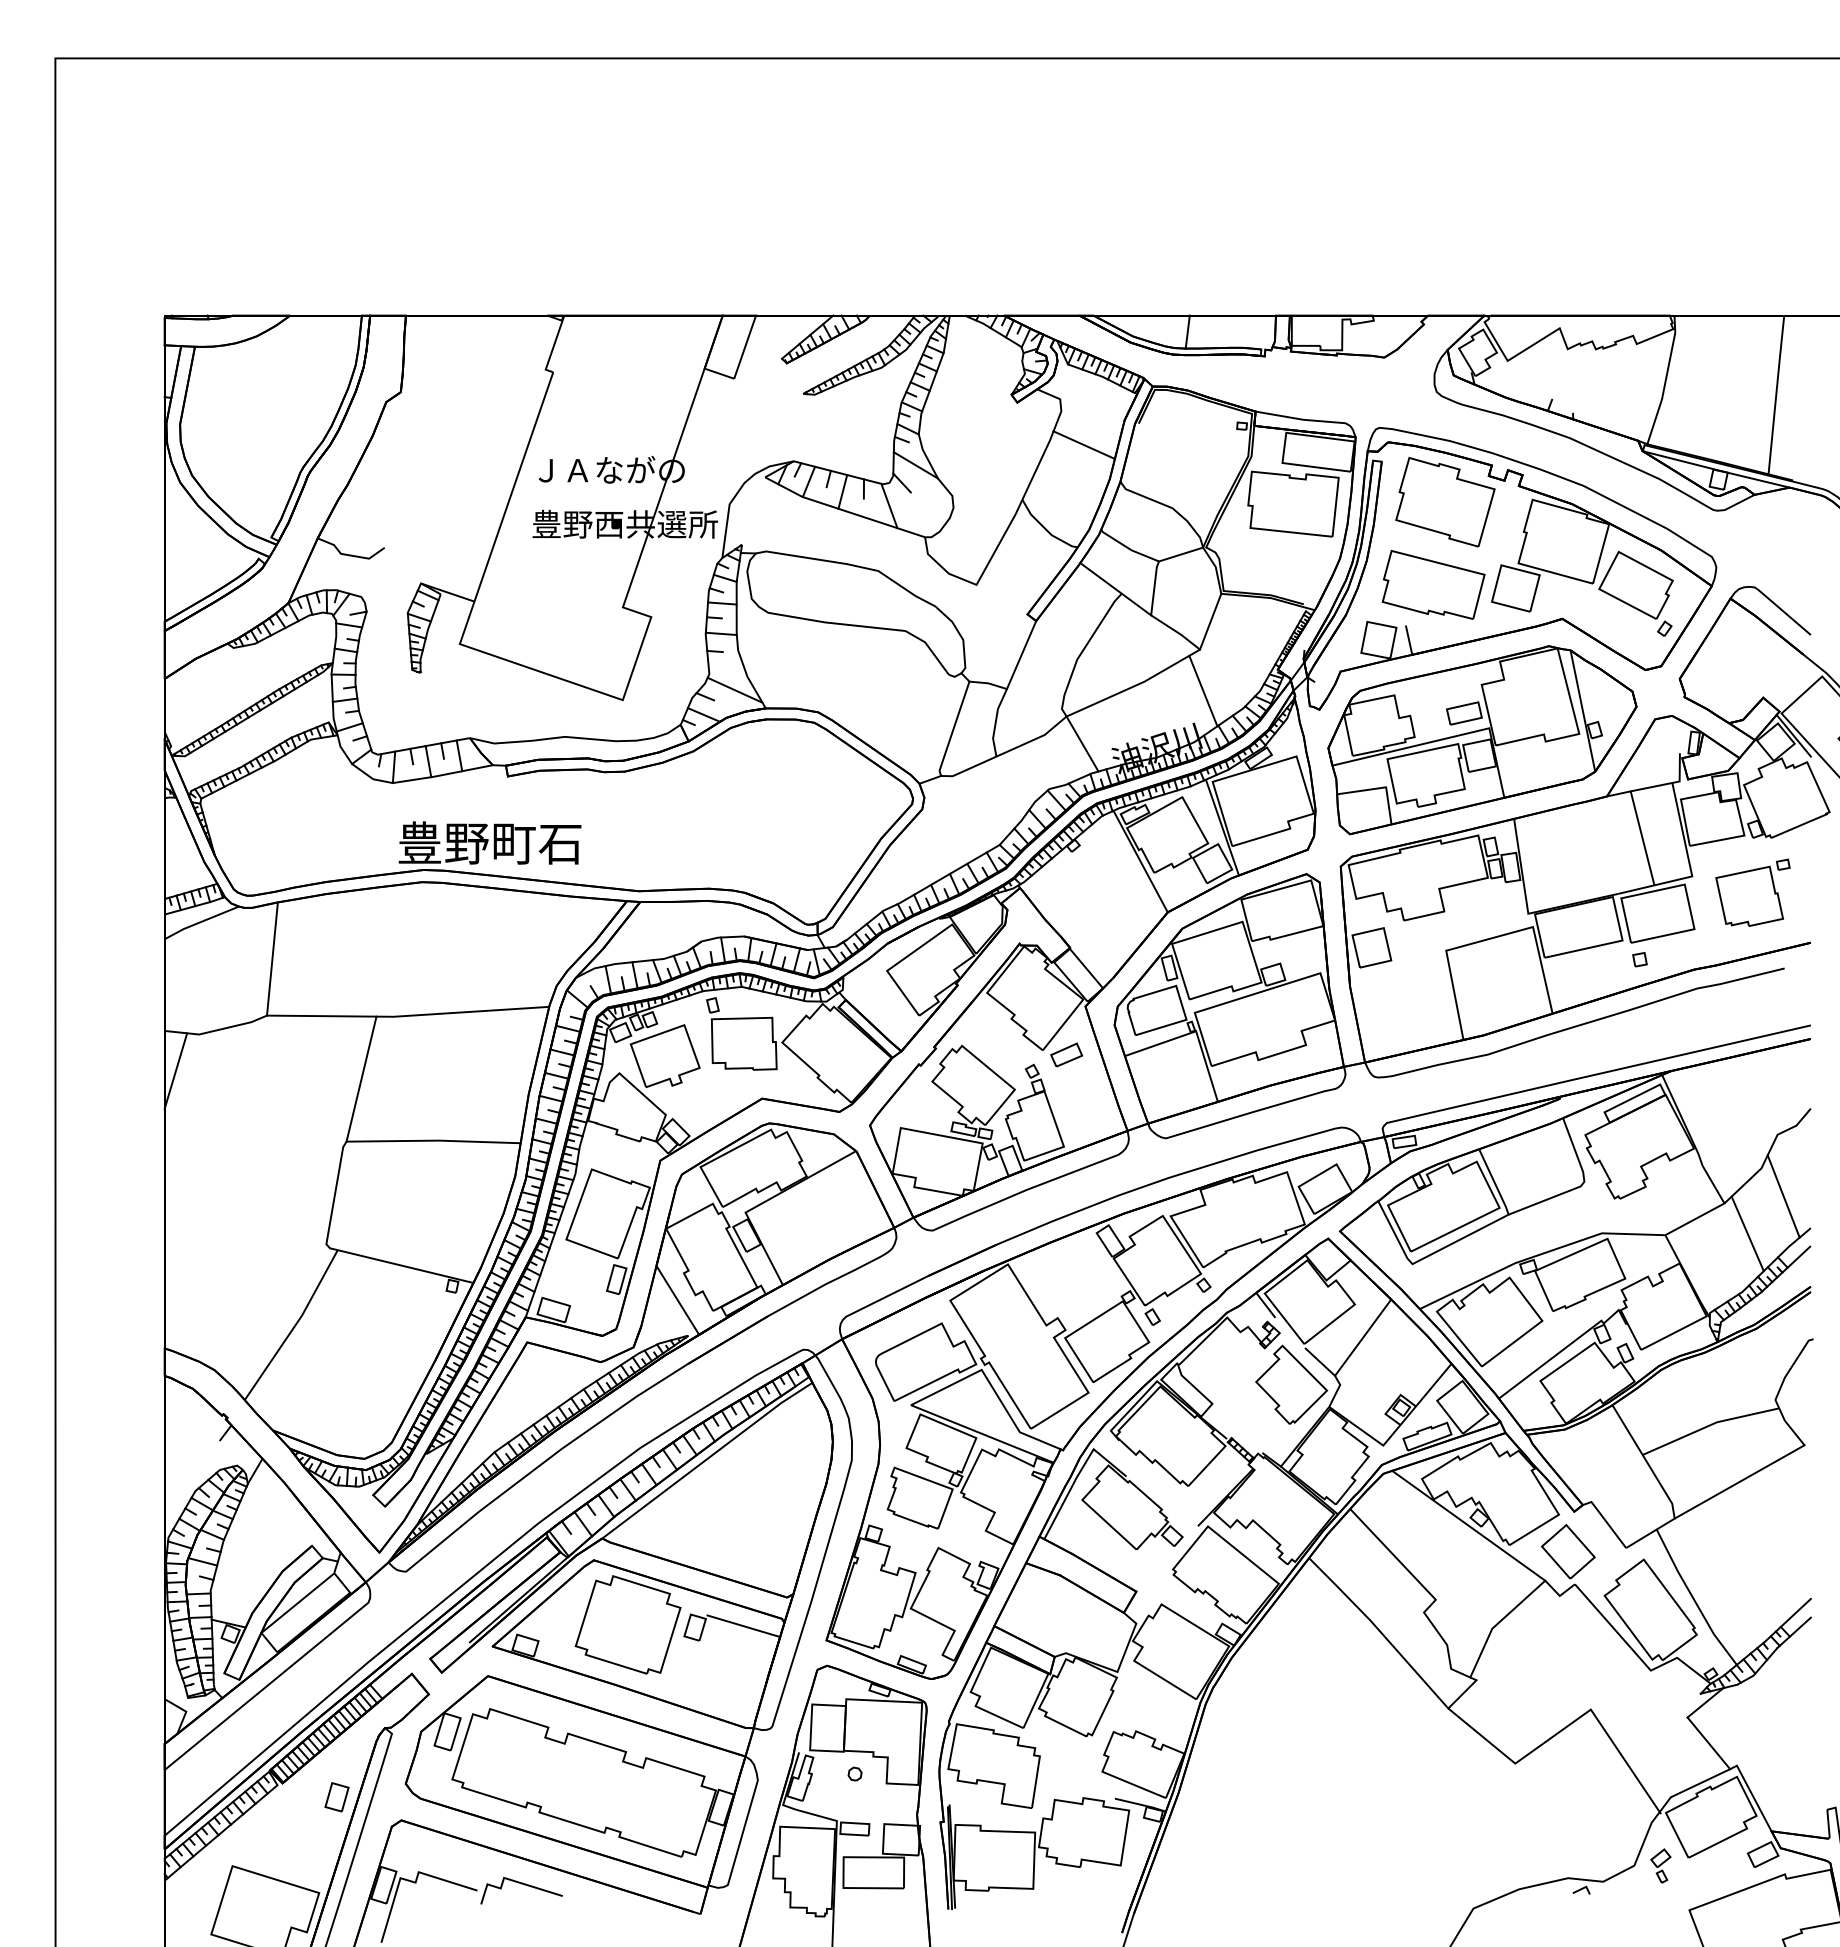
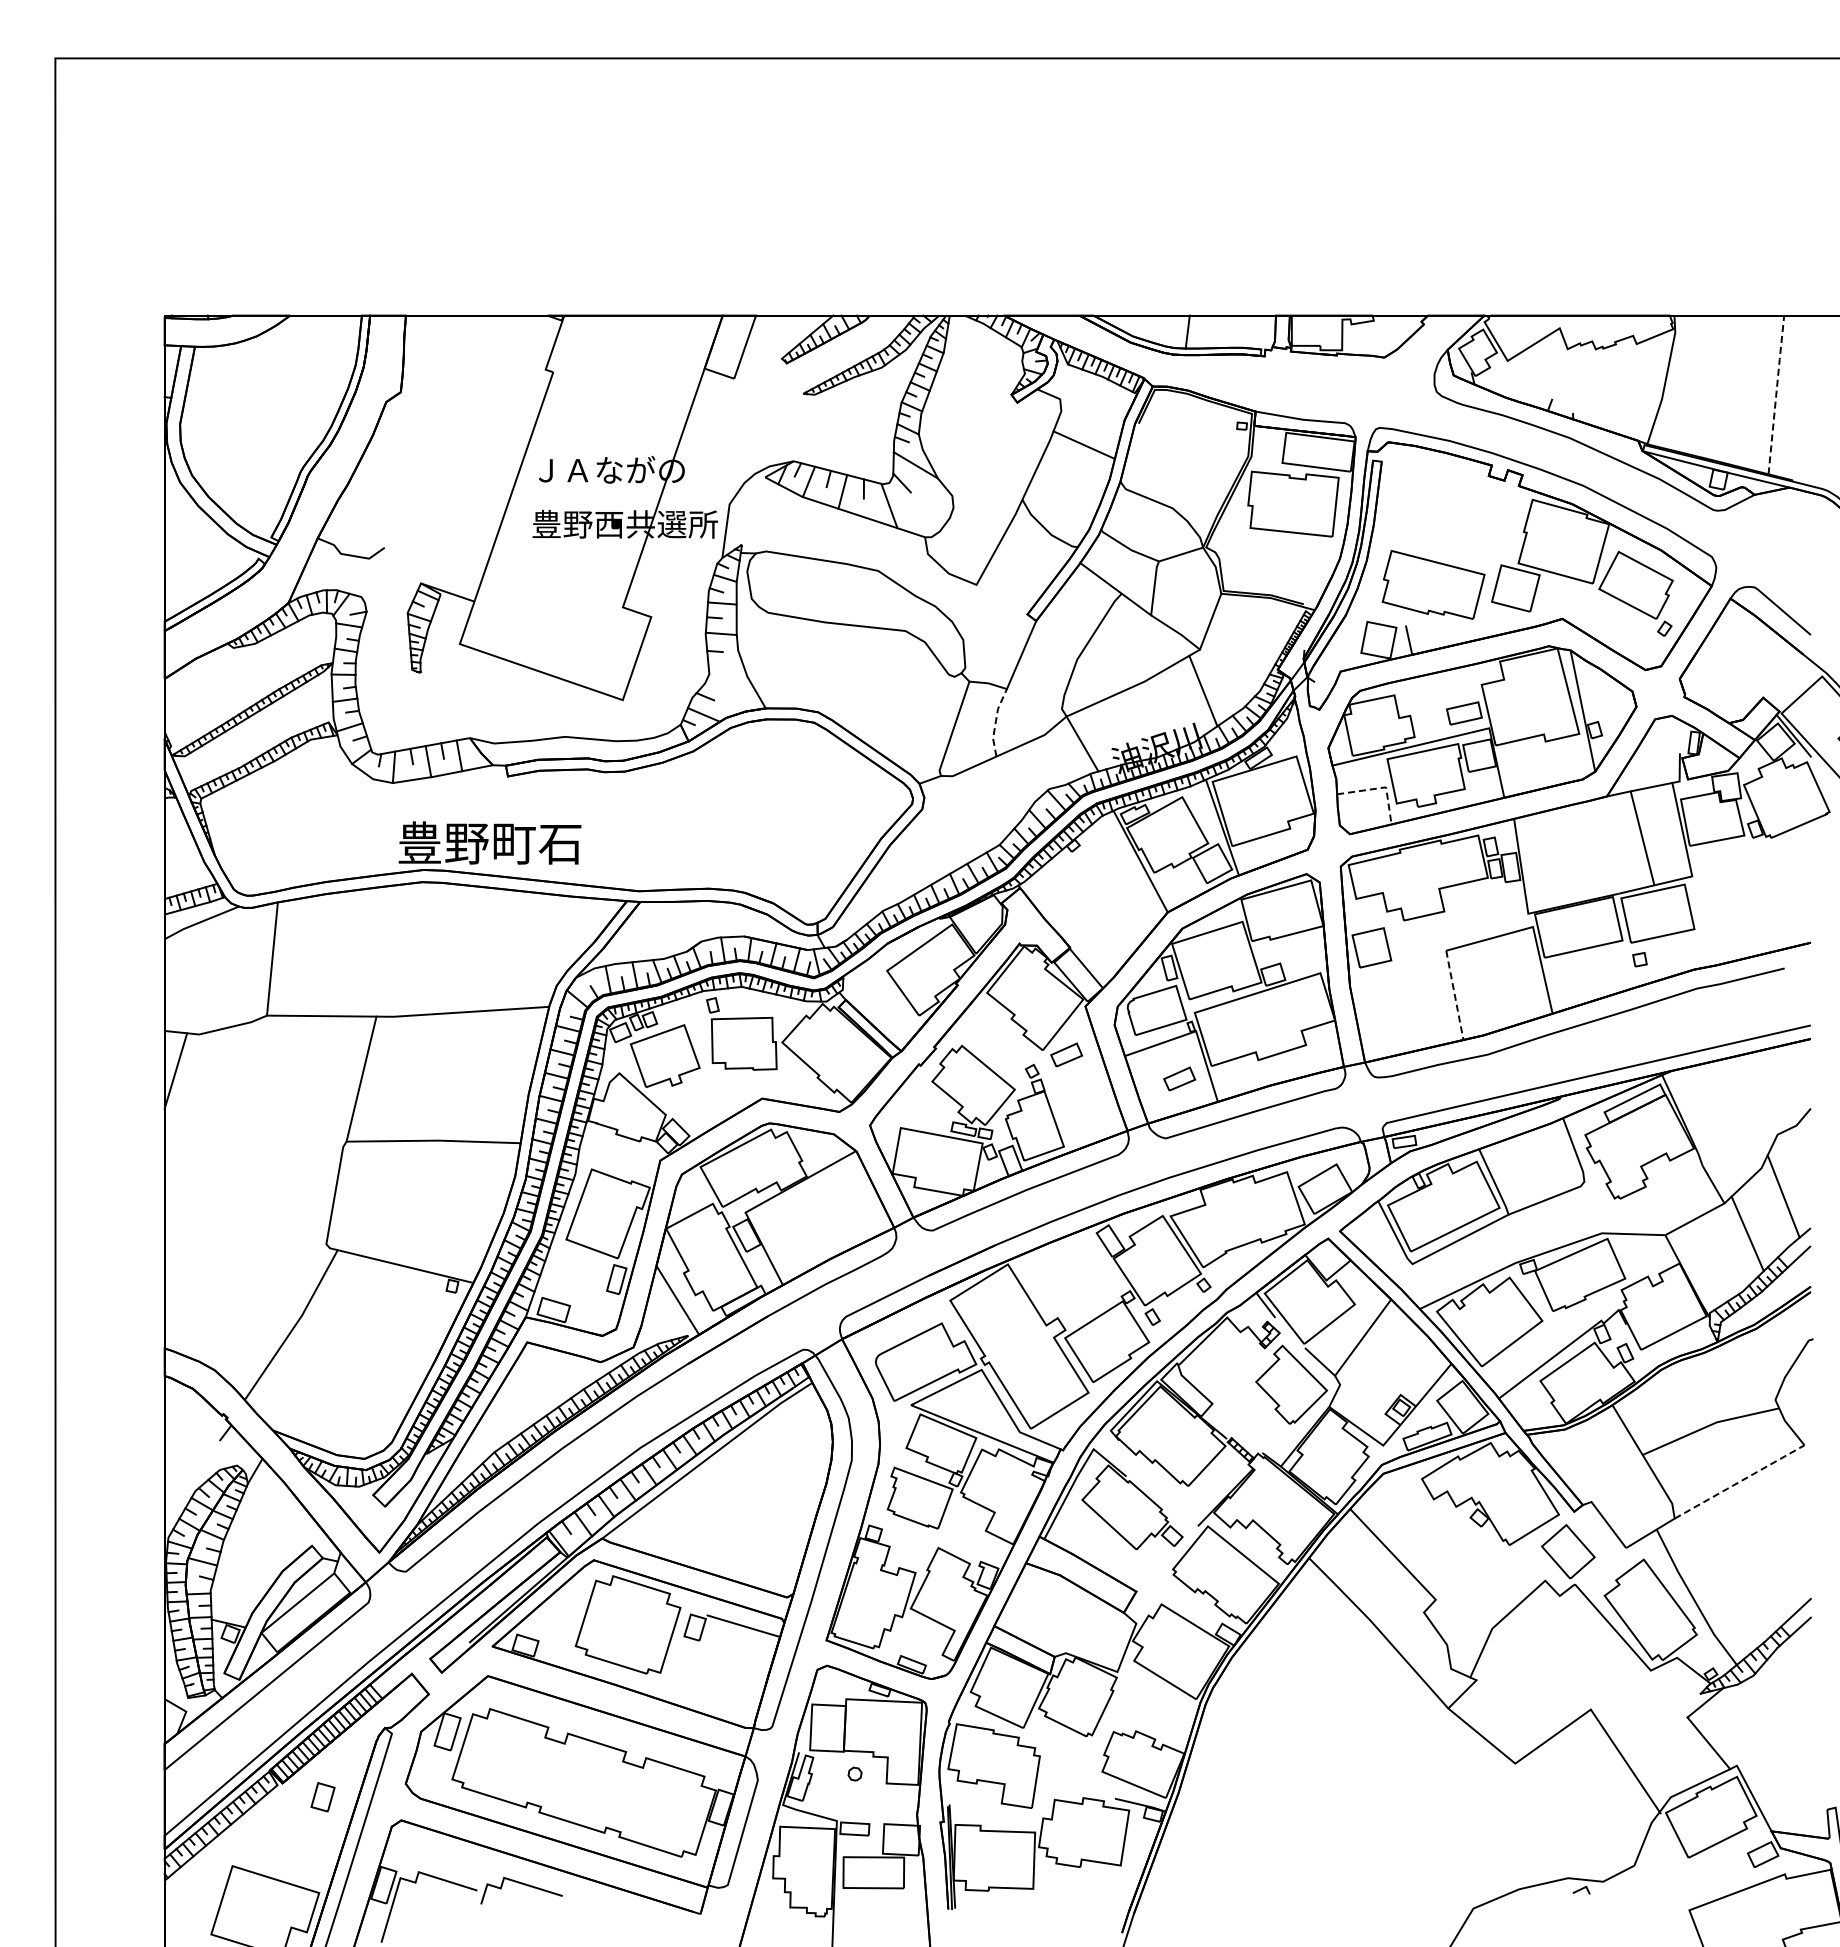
line: solid -> dashed (1776, 394)
part: present -> none (1445, 502)
line: present -> none (734, 689)
line: solid -> dashed (995, 721)
line: solid -> dashed (1381, 788)
part: present -> none (1752, 892)
line: solid -> dashed (1454, 995)
part: none -> present (1179, 1078)
line: solid -> dashed (1739, 1481)
line: present -> none (1468, 1525)
part position: (336, 1797) -> (322, 1797) (322, 1797)
part: present -> none (1660, 1865)
